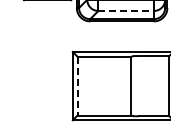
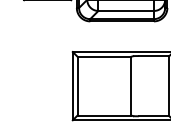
line: dashed -> solid (126, 10)
line: dashed -> solid (77, 86)
